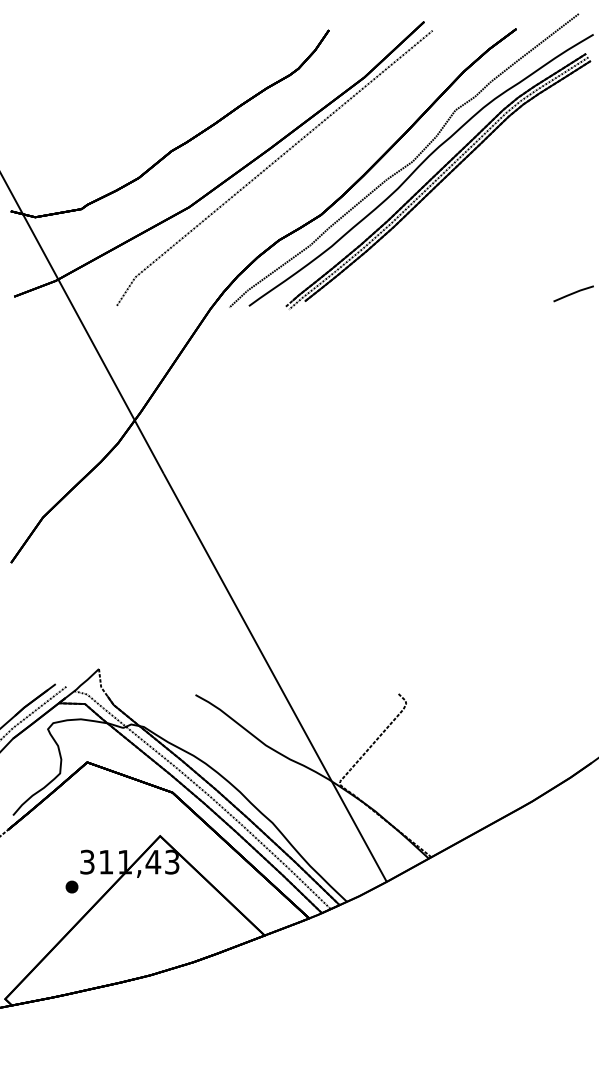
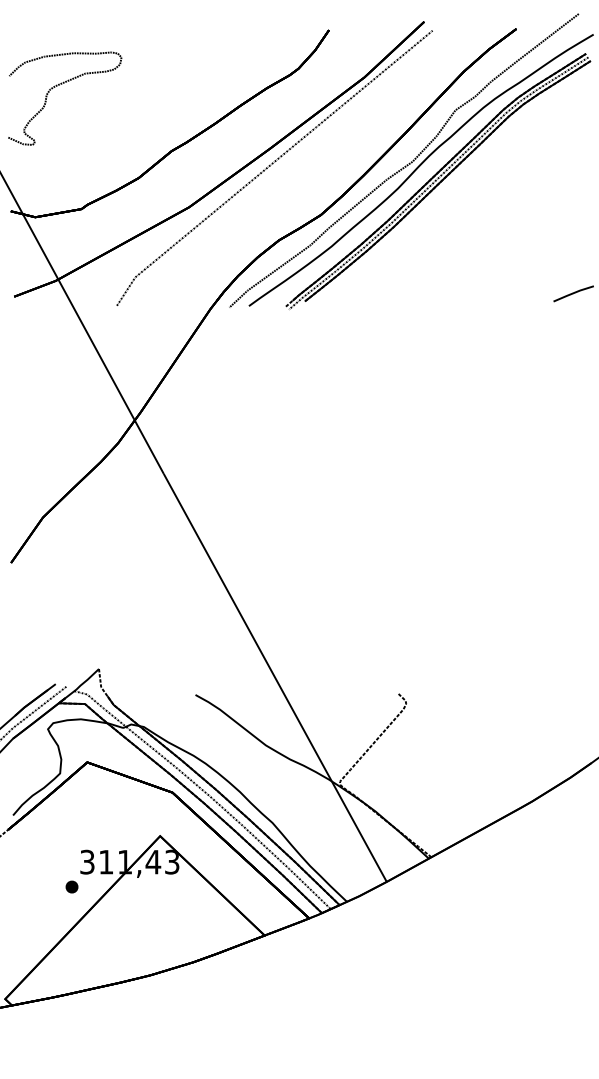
curve: none -> present (62, 84)
